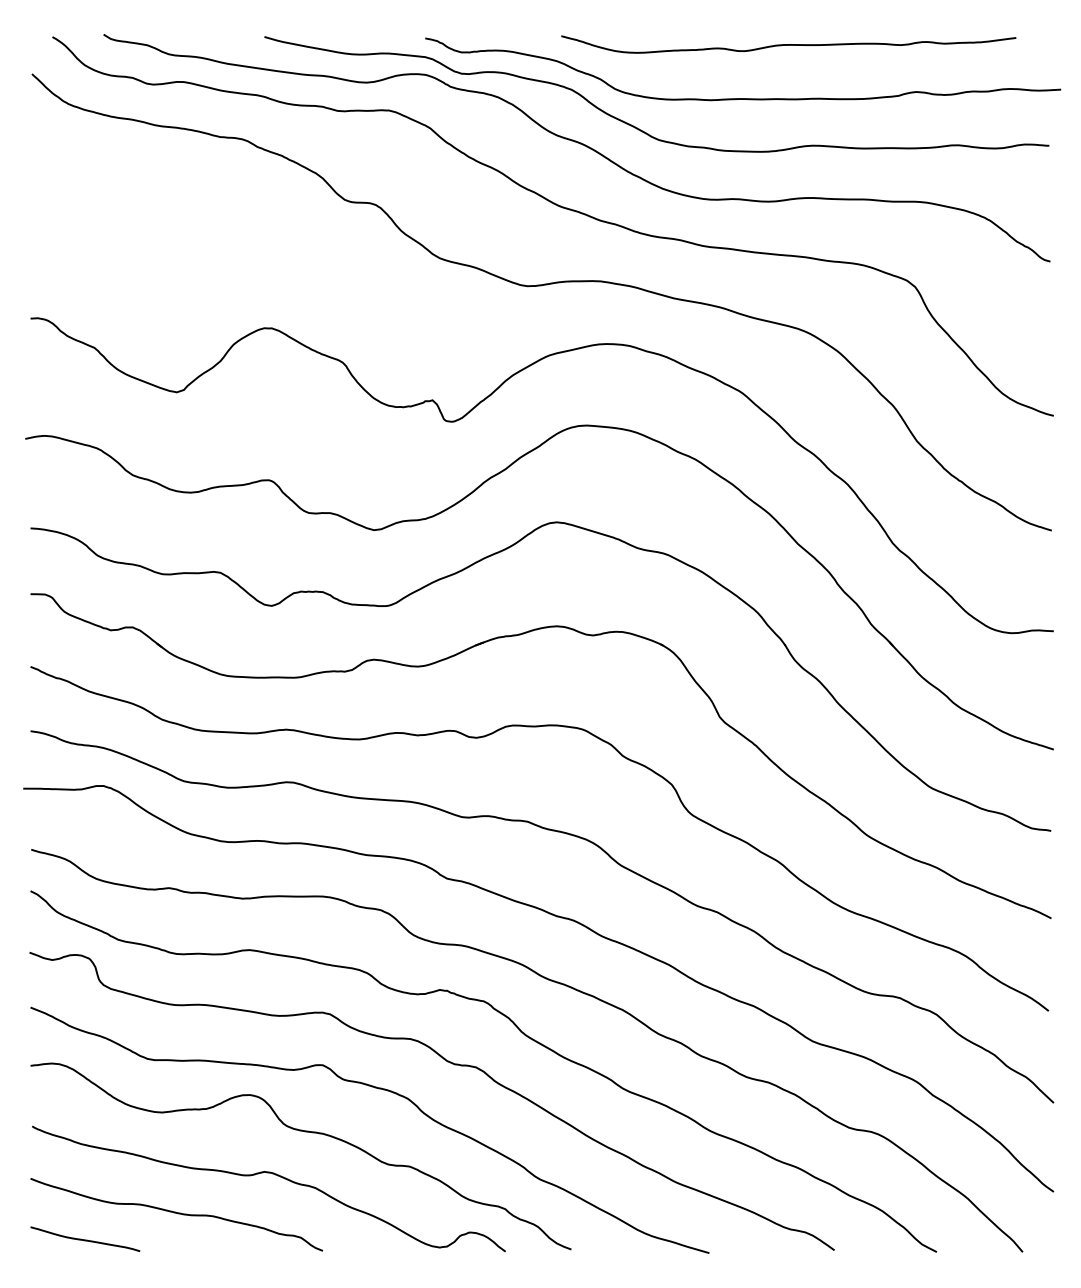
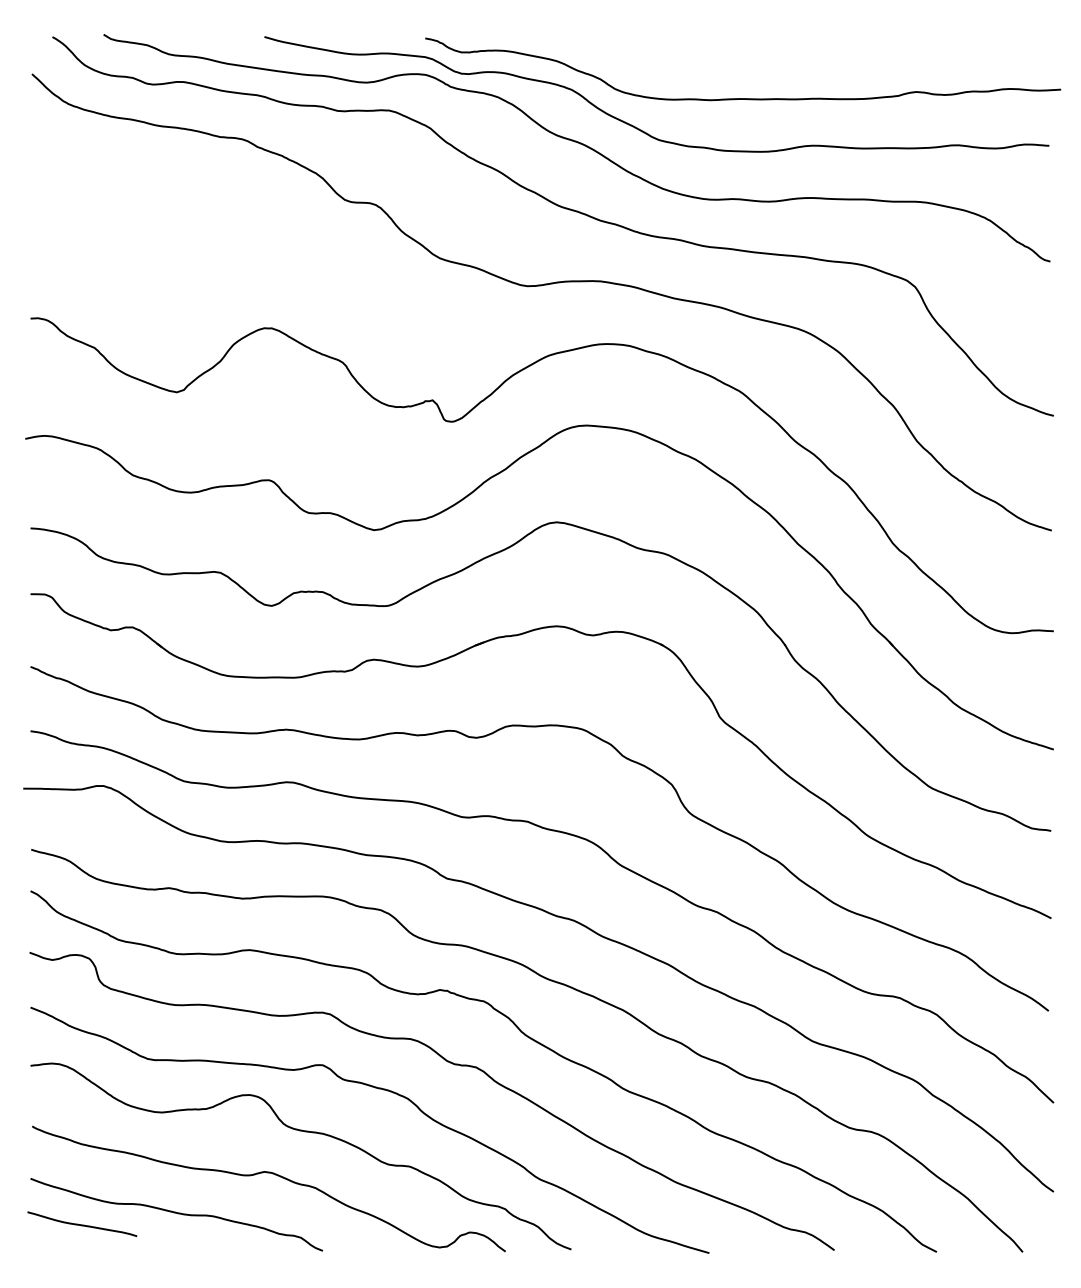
curve: present -> none (788, 44)
curve position: (85, 1239) -> (82, 1224) (82, 1224)
